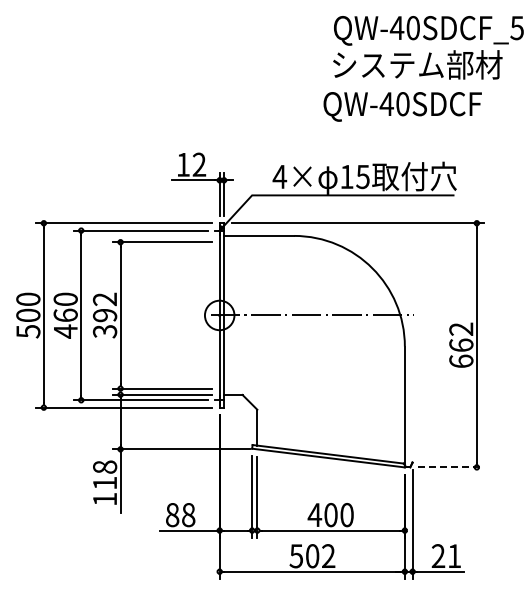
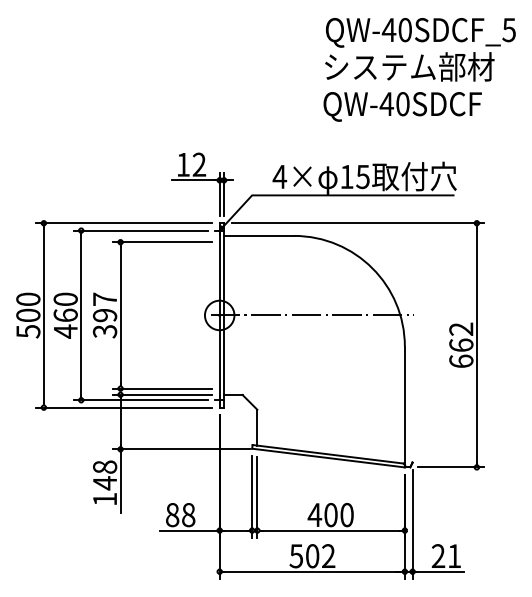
text position: (428, 47) -> (420, 49) (420, 49)
text: 392 -> 397 (104, 299)
line: dashed -> solid (451, 467)
text: 118 -> 148 (104, 483)
